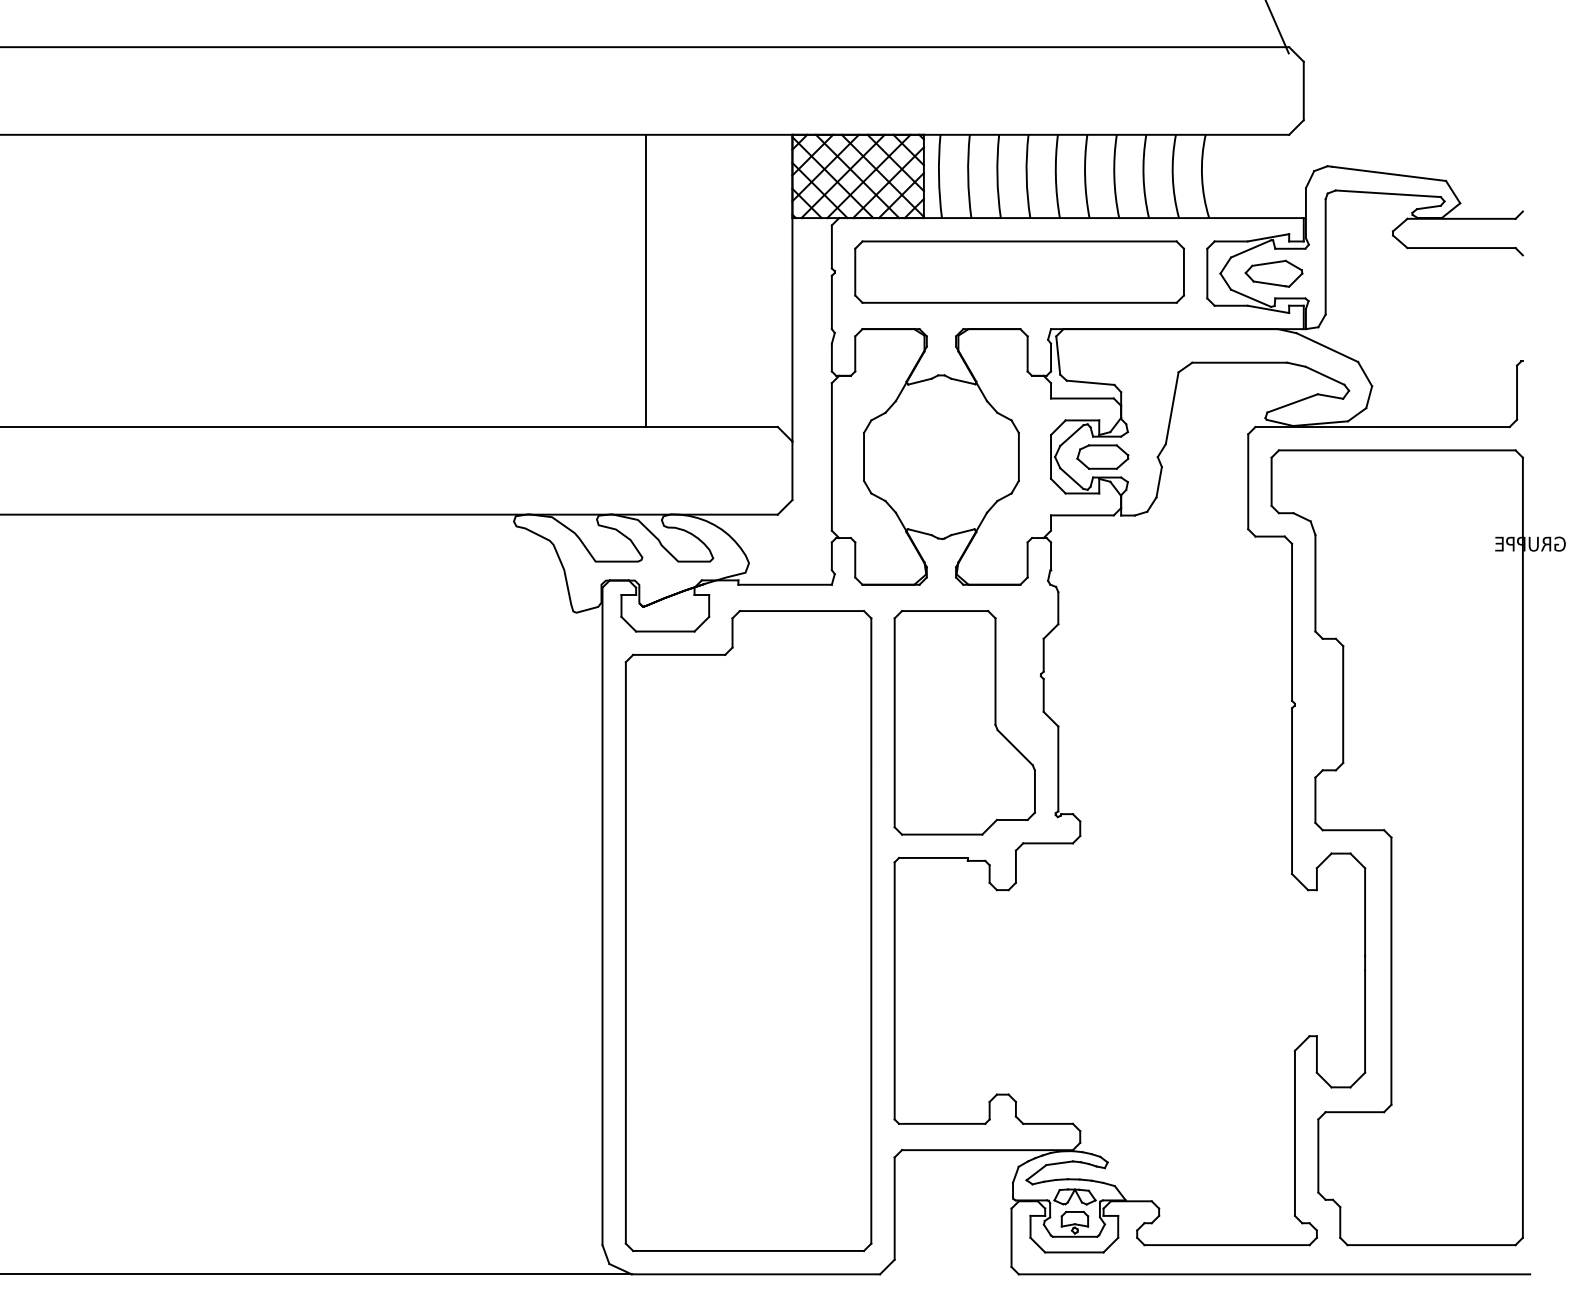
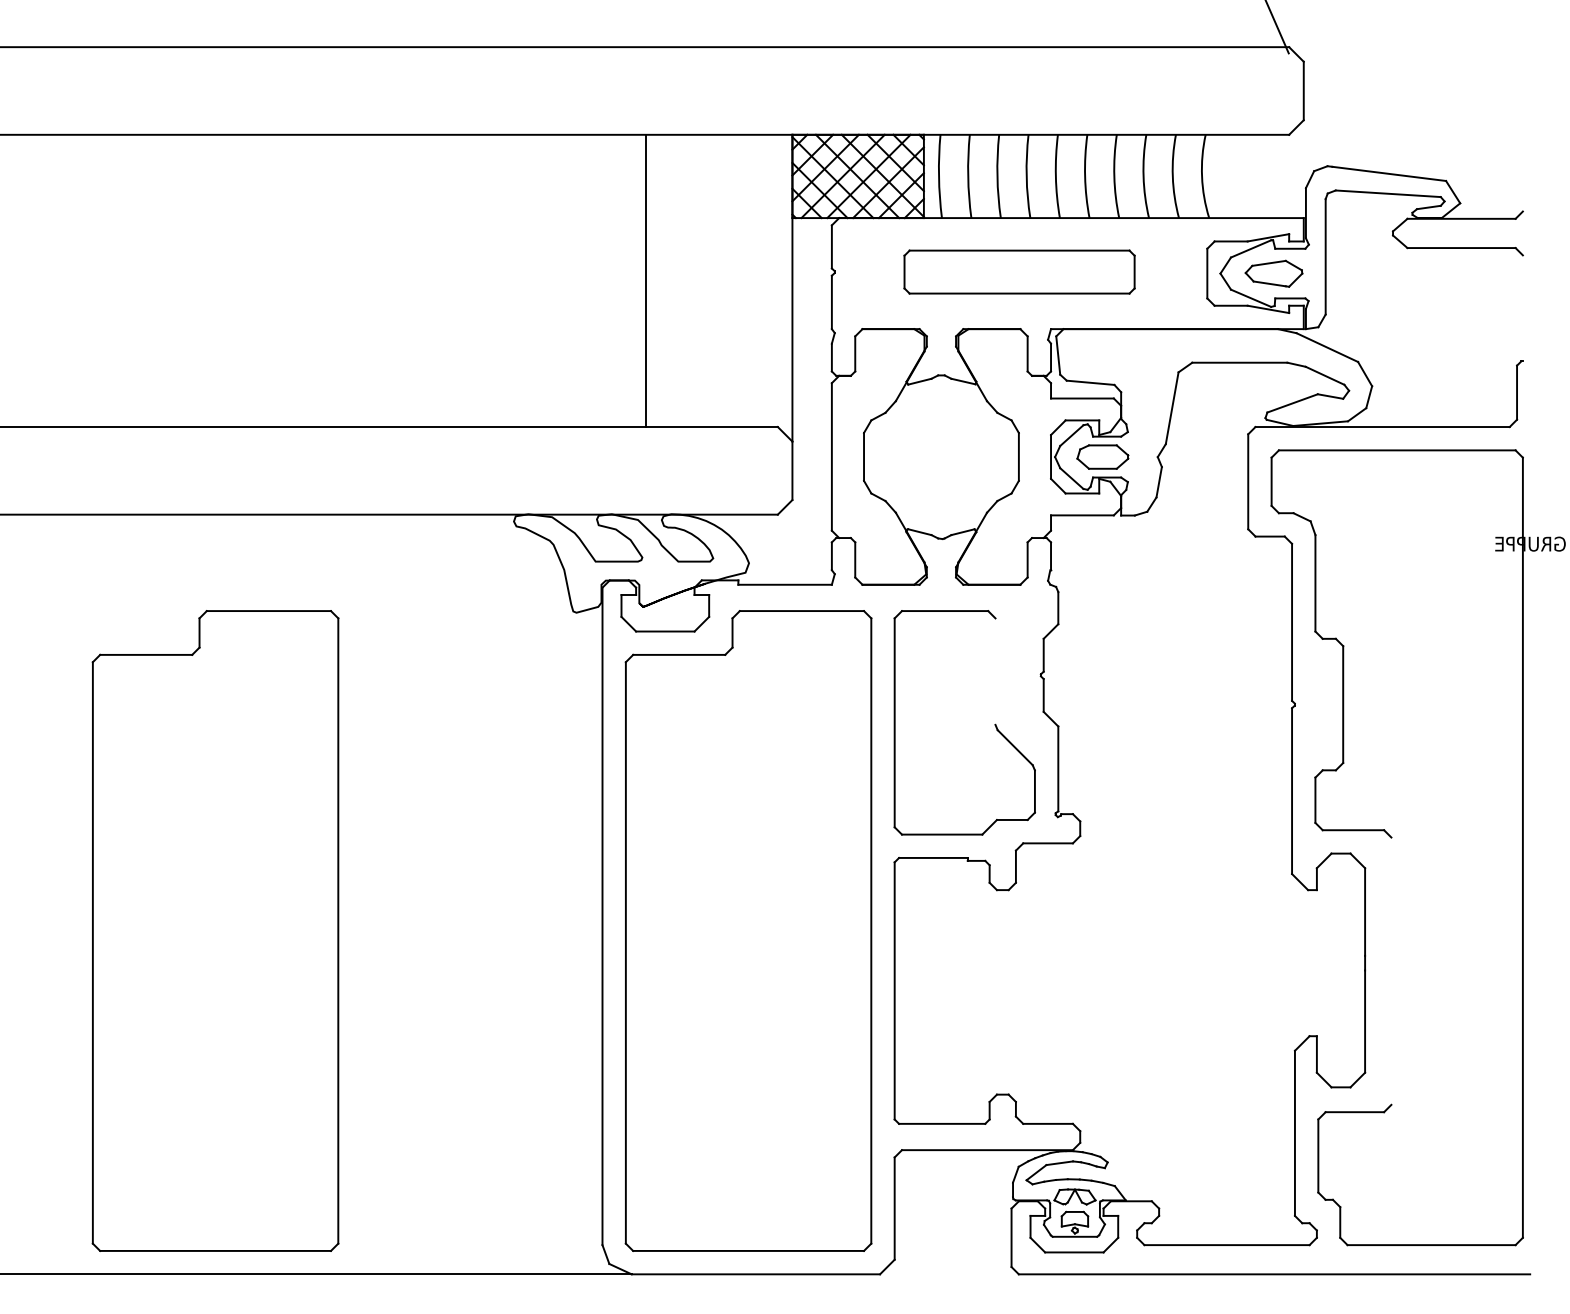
part size: 331x64 px -> 233x46 px (1019, 271)
line: present -> none (995, 671)
part: none -> present (215, 930)
line: present -> none (1391, 970)
